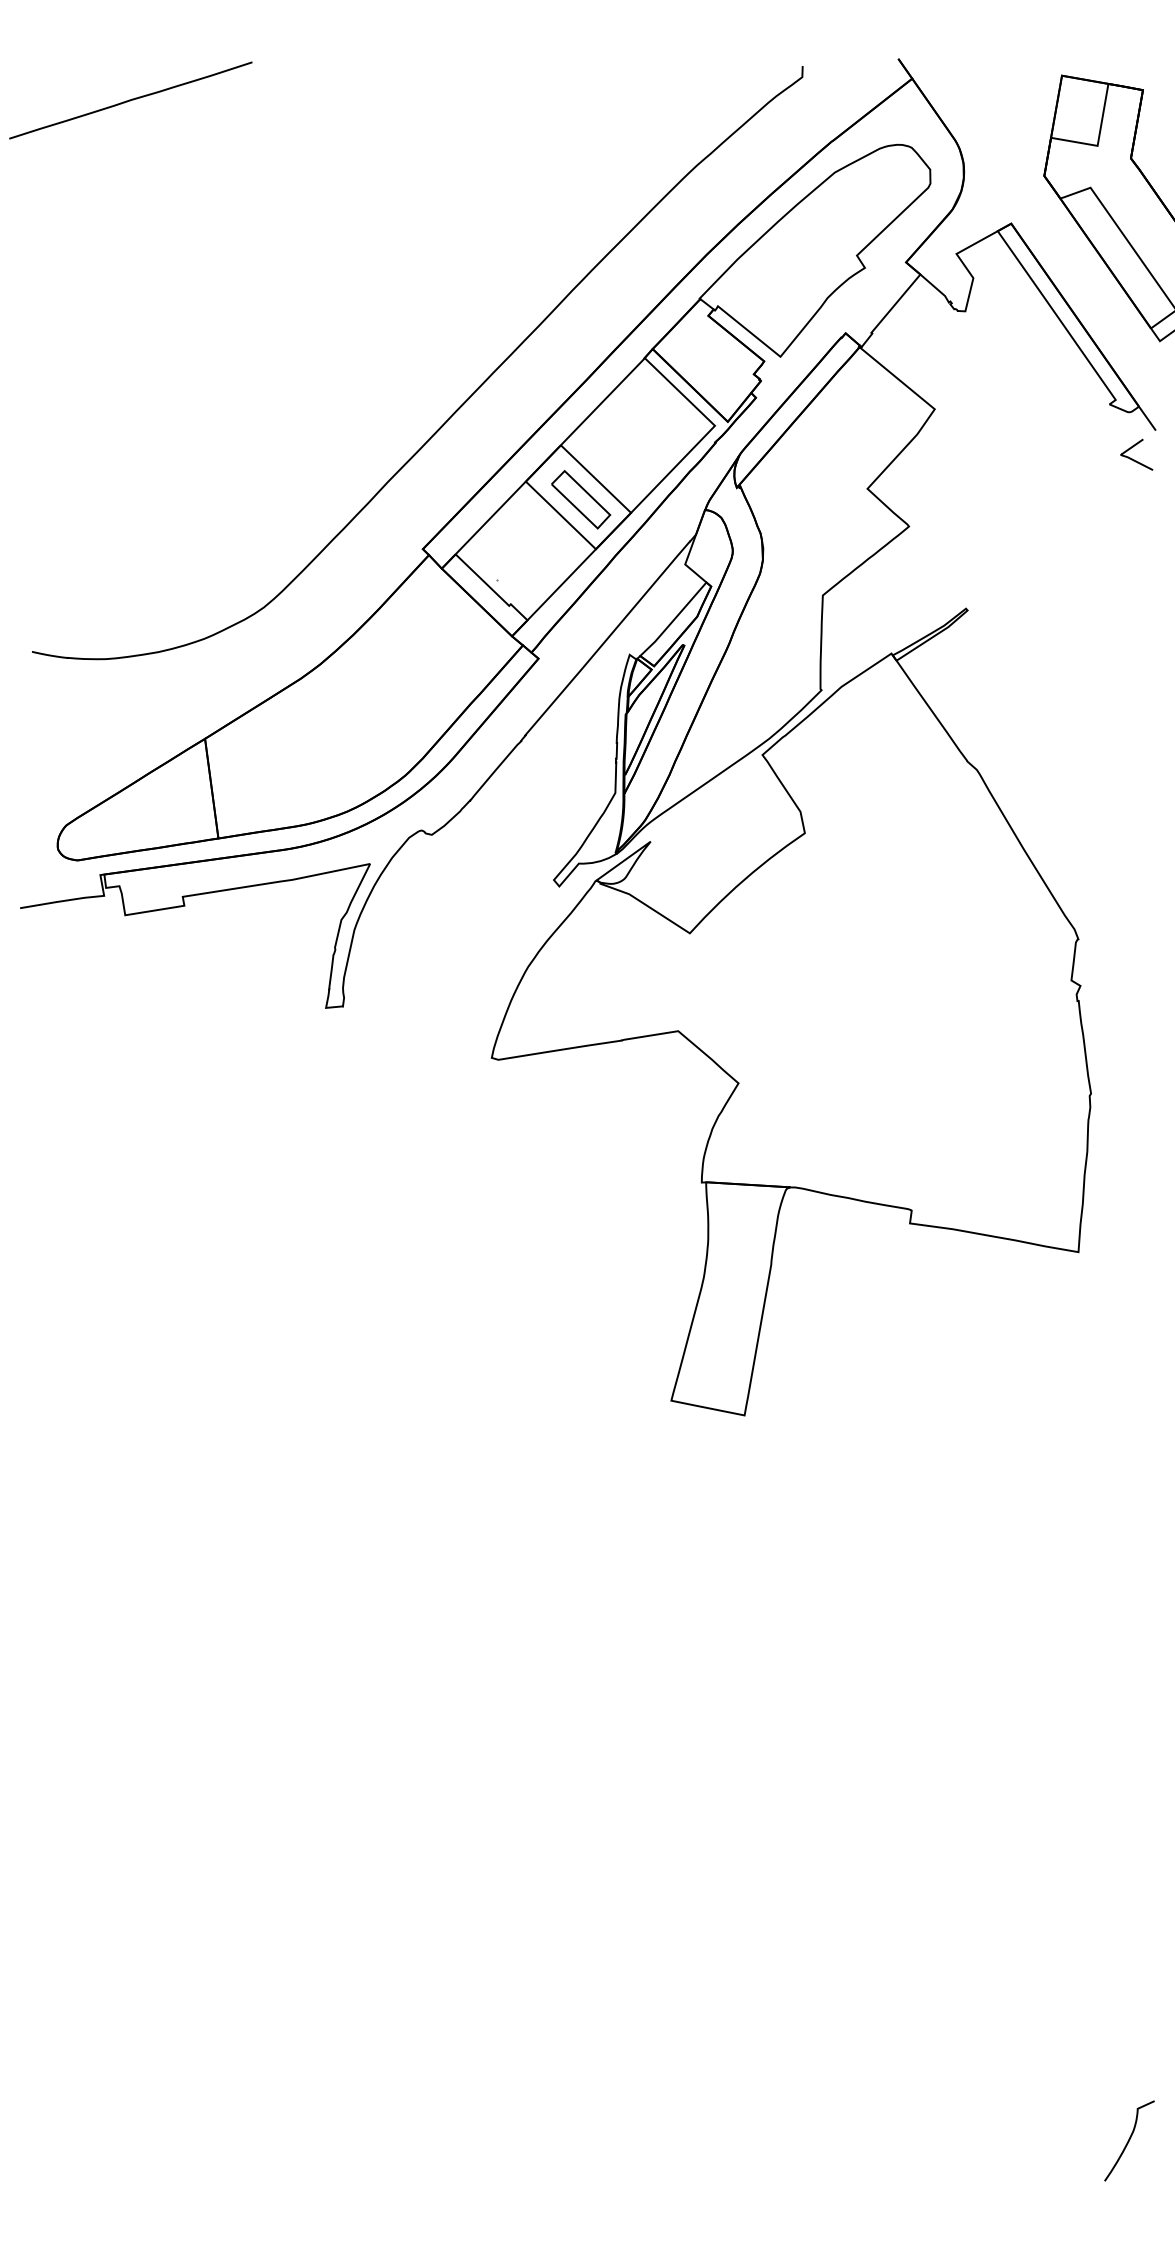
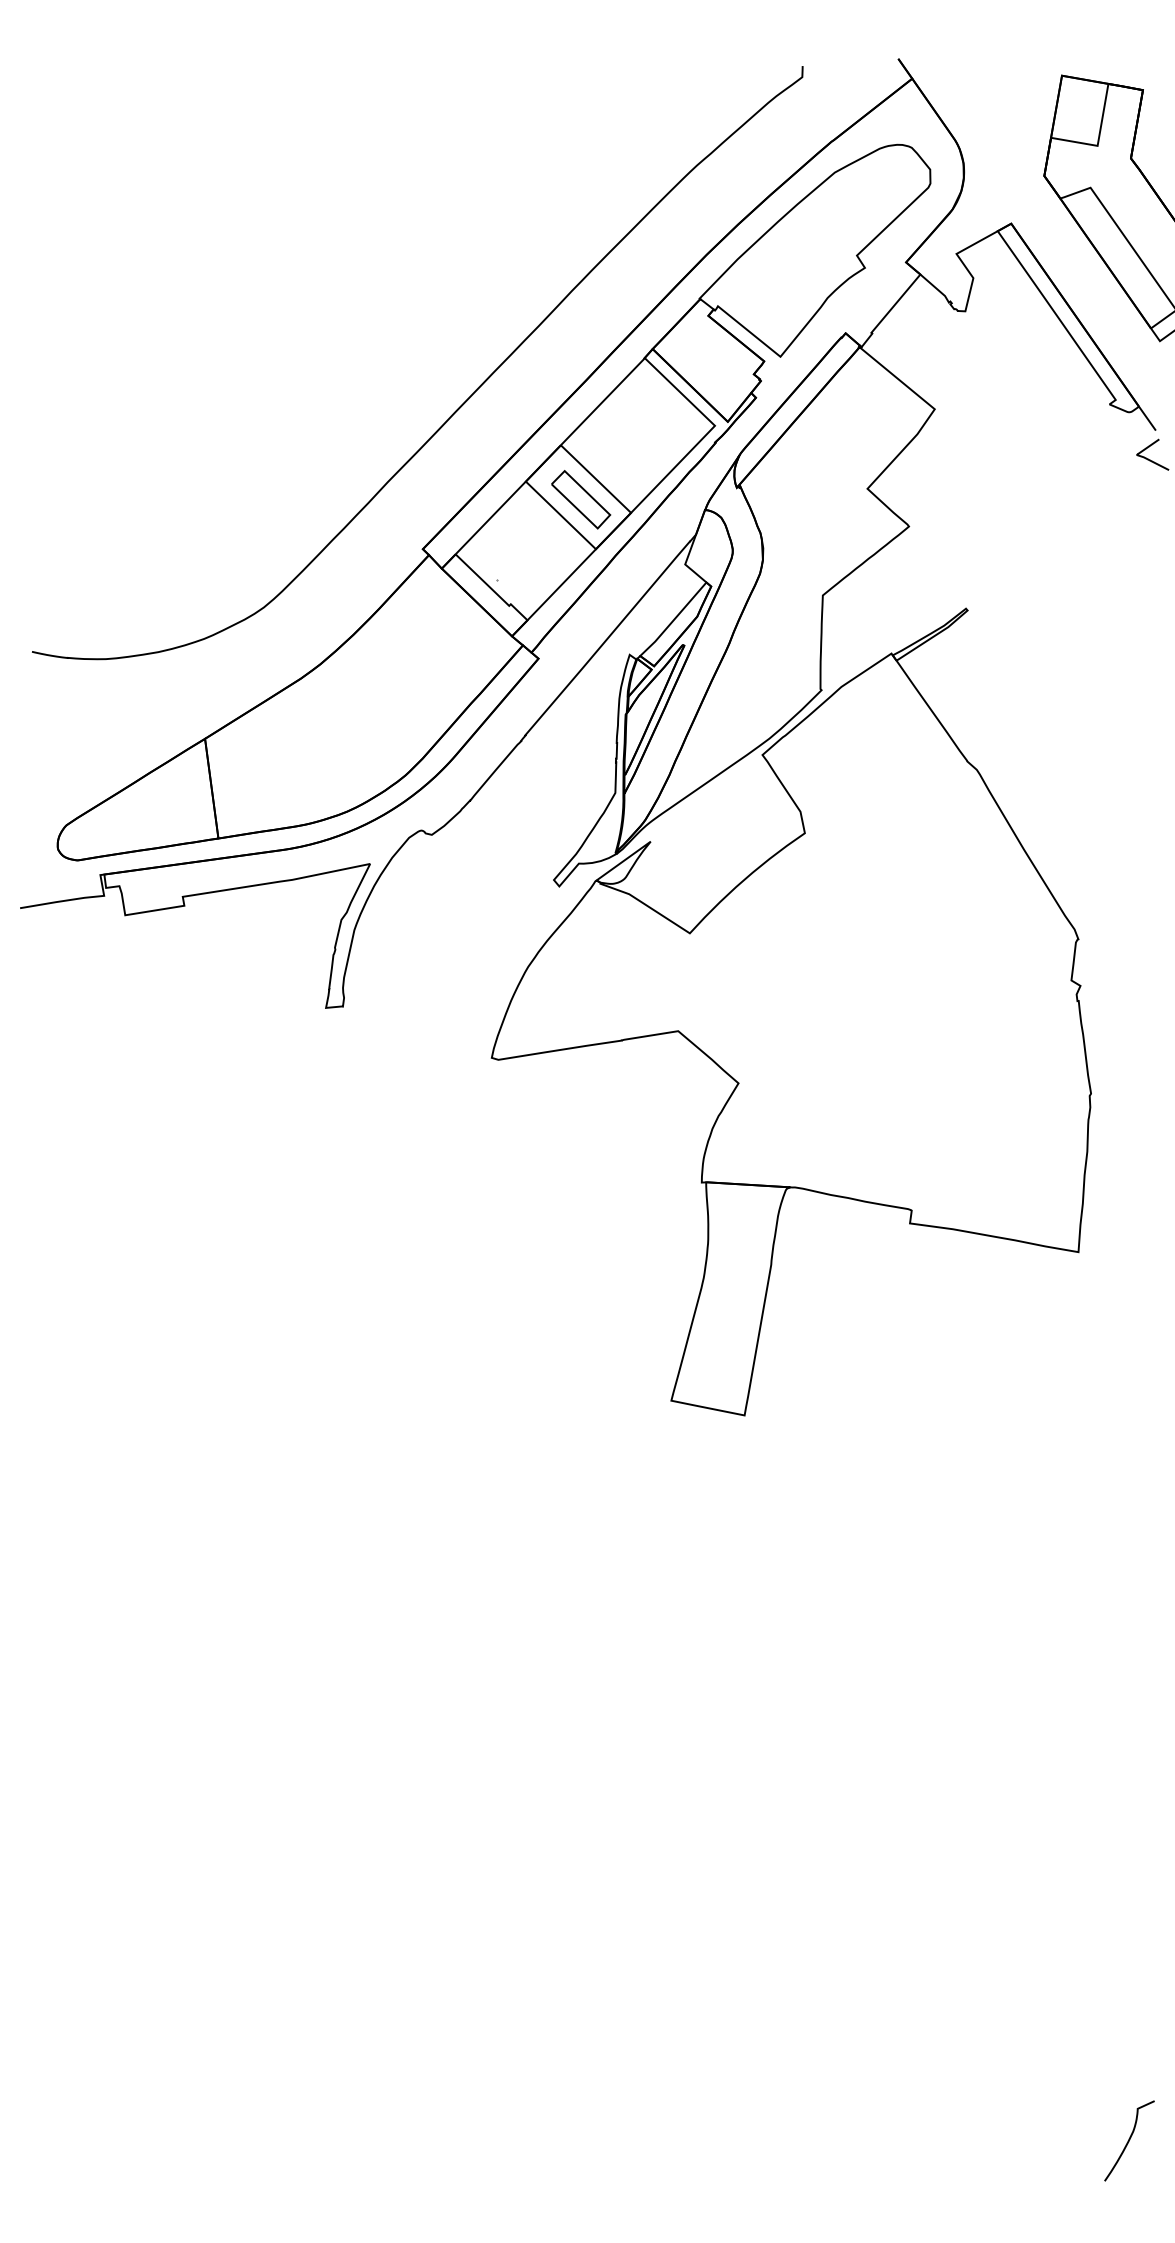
line: present -> none (130, 100)
curve position: (1134, 459) -> (1150, 459) (1150, 459)
